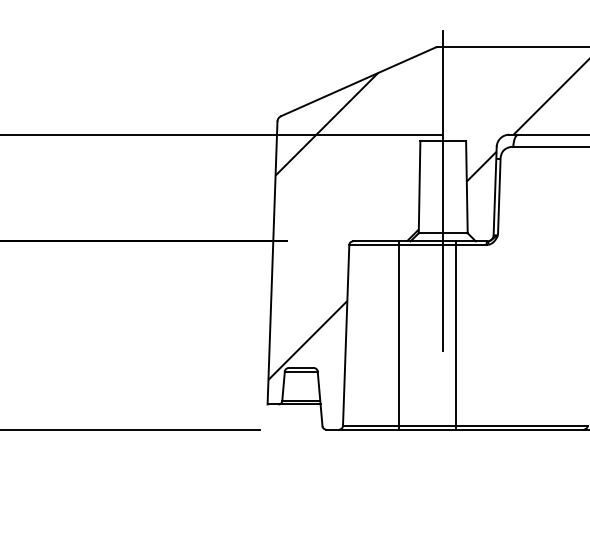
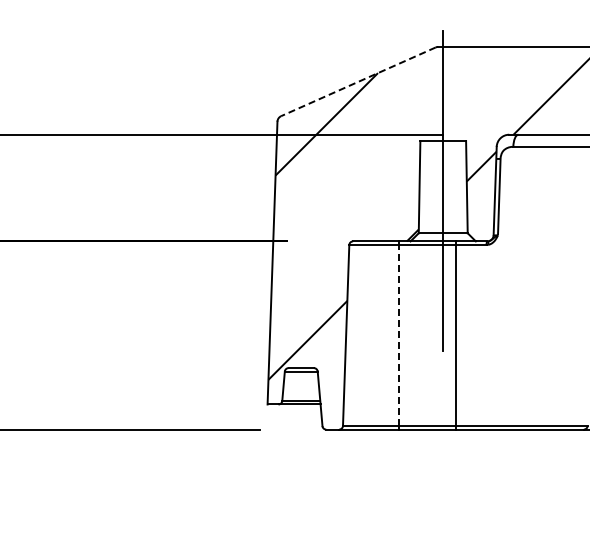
line: solid -> dashed (358, 81)
line: solid -> dashed (399, 334)
